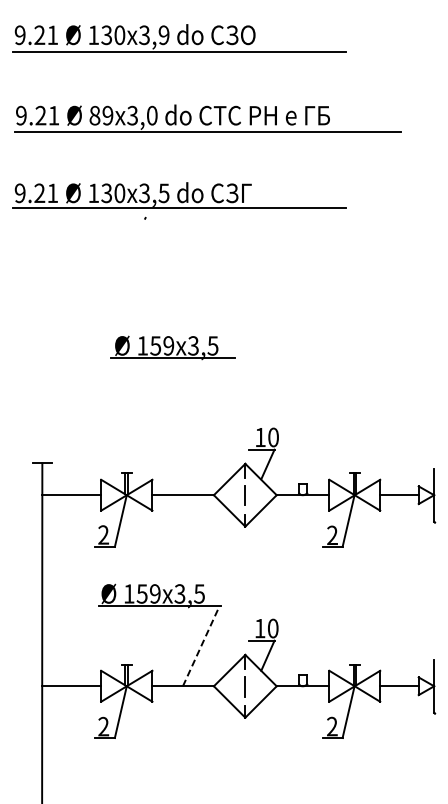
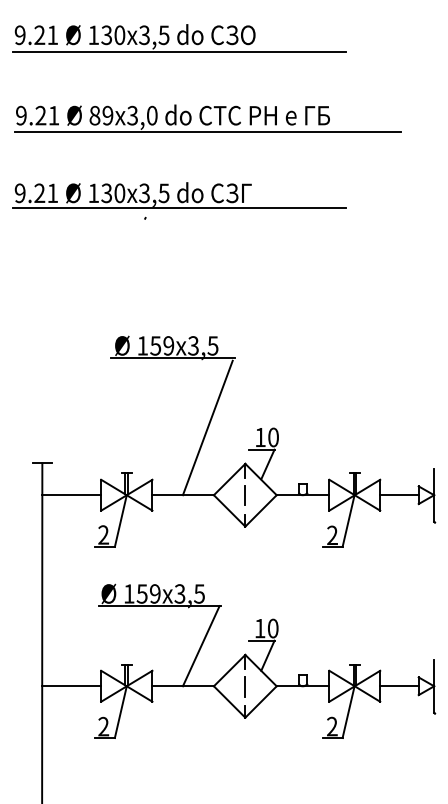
text: 3,9 -> 3,5 (163, 34)
line: none -> present (207, 427)
line: dashed -> solid (201, 645)
